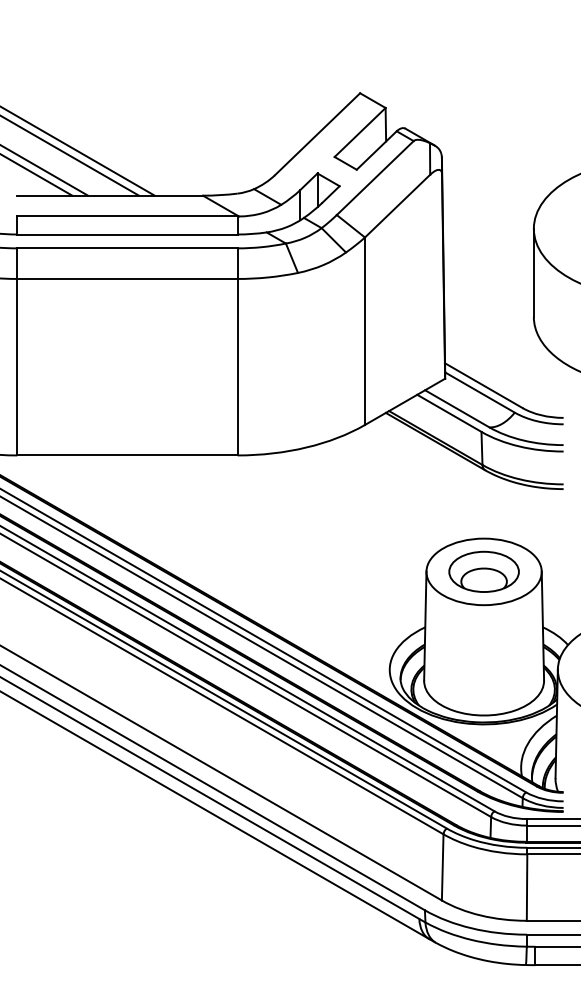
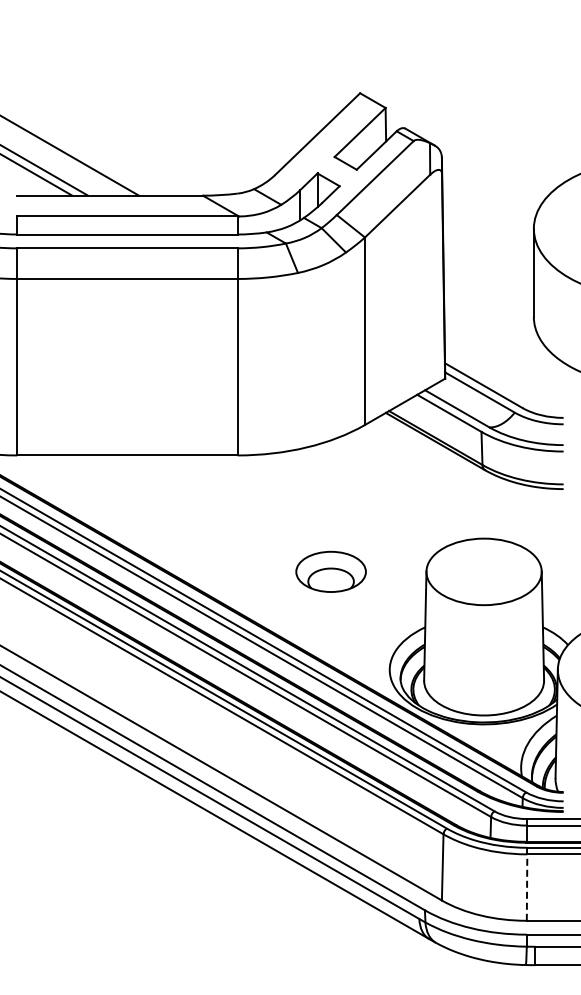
line: present -> none (78, 151)
part position: (483, 571) -> (330, 571) (330, 571)
line: solid -> dashed (527, 887)
